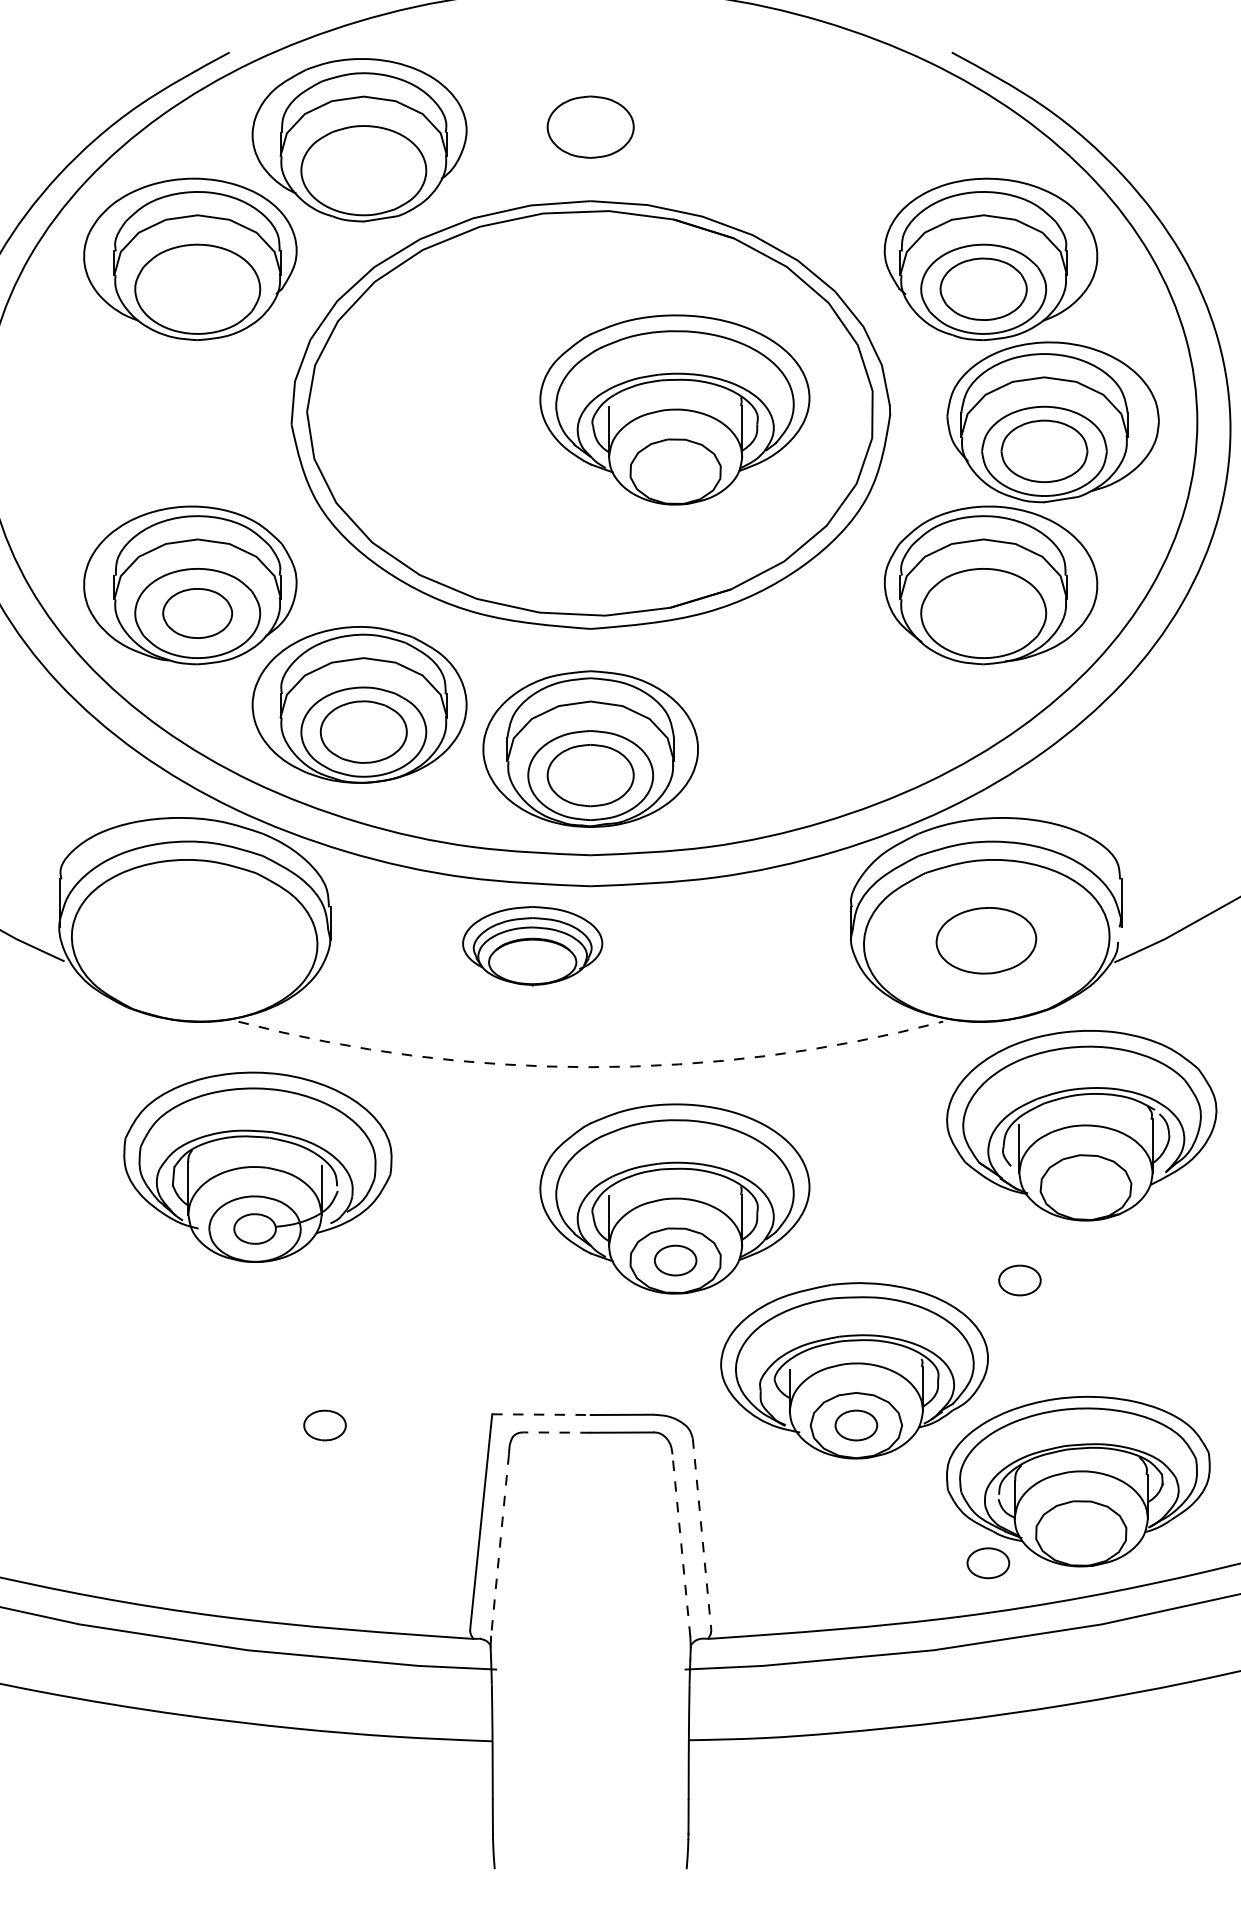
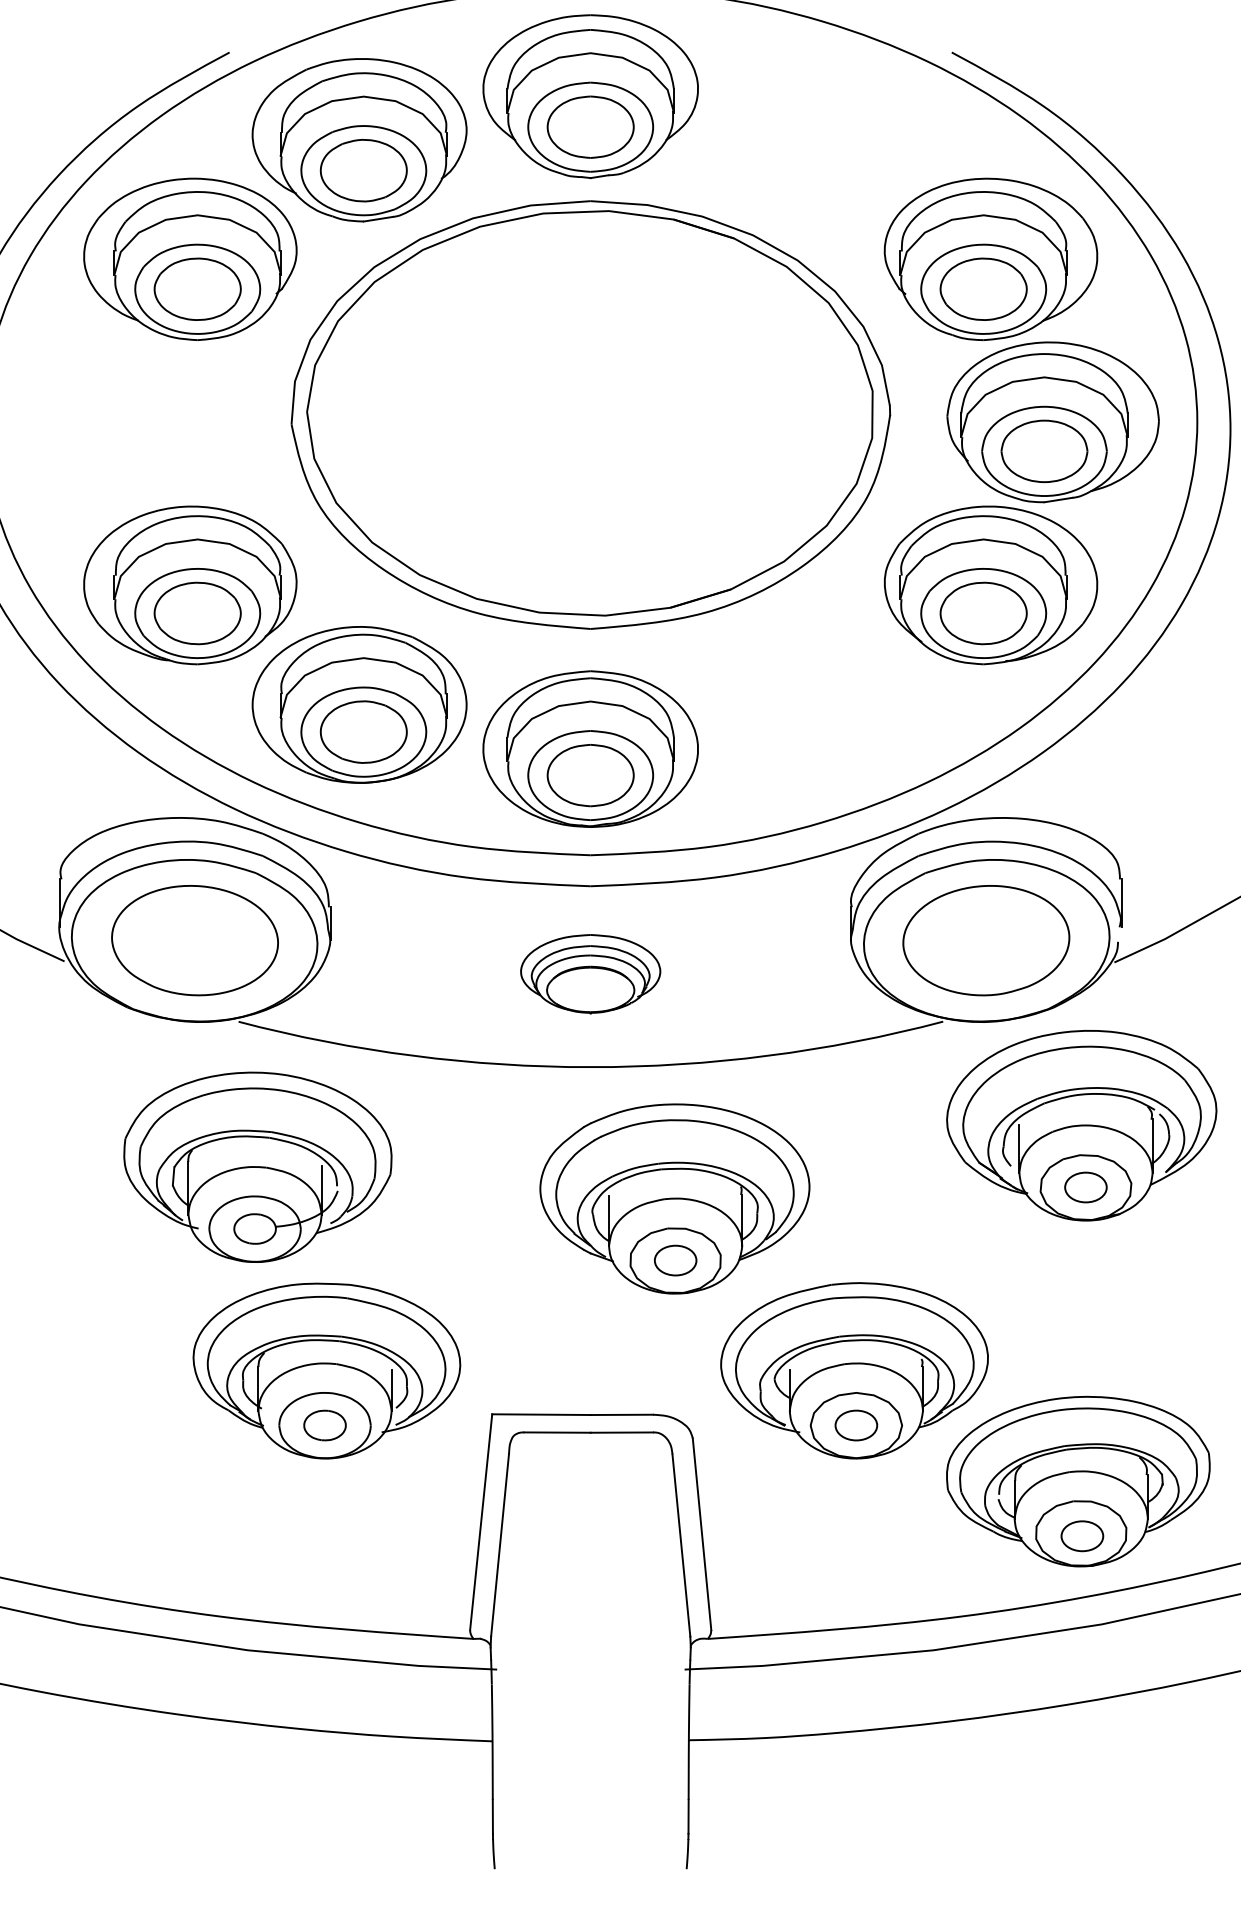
part: none -> present (590, 96)
part: none -> present (363, 170)
part: none -> present (197, 288)
part: present -> none (674, 409)
part size: 72x51 px -> 89x65 px (197, 613)
part: none -> present (983, 613)
part: none -> present (194, 940)
part size: 103x68 px -> 169x112 px (986, 940)
part position: (532, 946) -> (590, 974) (590, 974)
arc: dashed -> solid (590, 1067)
part position: (1019, 1280) -> (1085, 1187) (1085, 1187)
part: none -> present (326, 1370)
line: dashed -> solid (541, 1414)
line: dashed -> solid (557, 1432)
line: dashed -> solid (702, 1534)
line: dashed -> solid (500, 1545)
line: dashed -> solid (681, 1545)
part position: (988, 1563) -> (1082, 1536) (1082, 1536)
